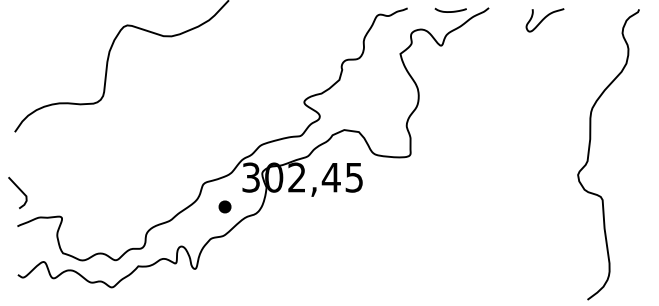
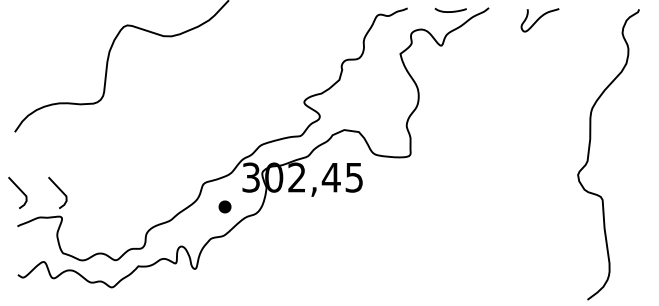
curve position: (544, 19) -> (539, 19) (539, 19)
line: none -> present (59, 190)
